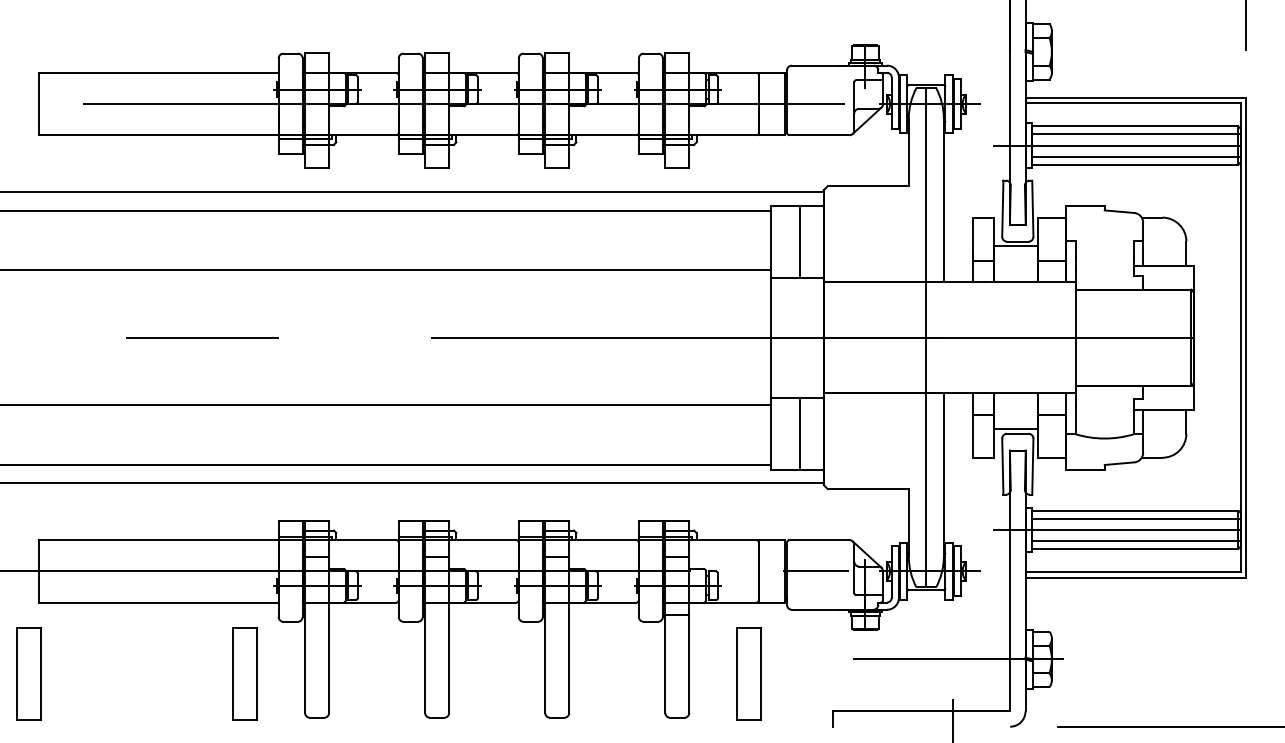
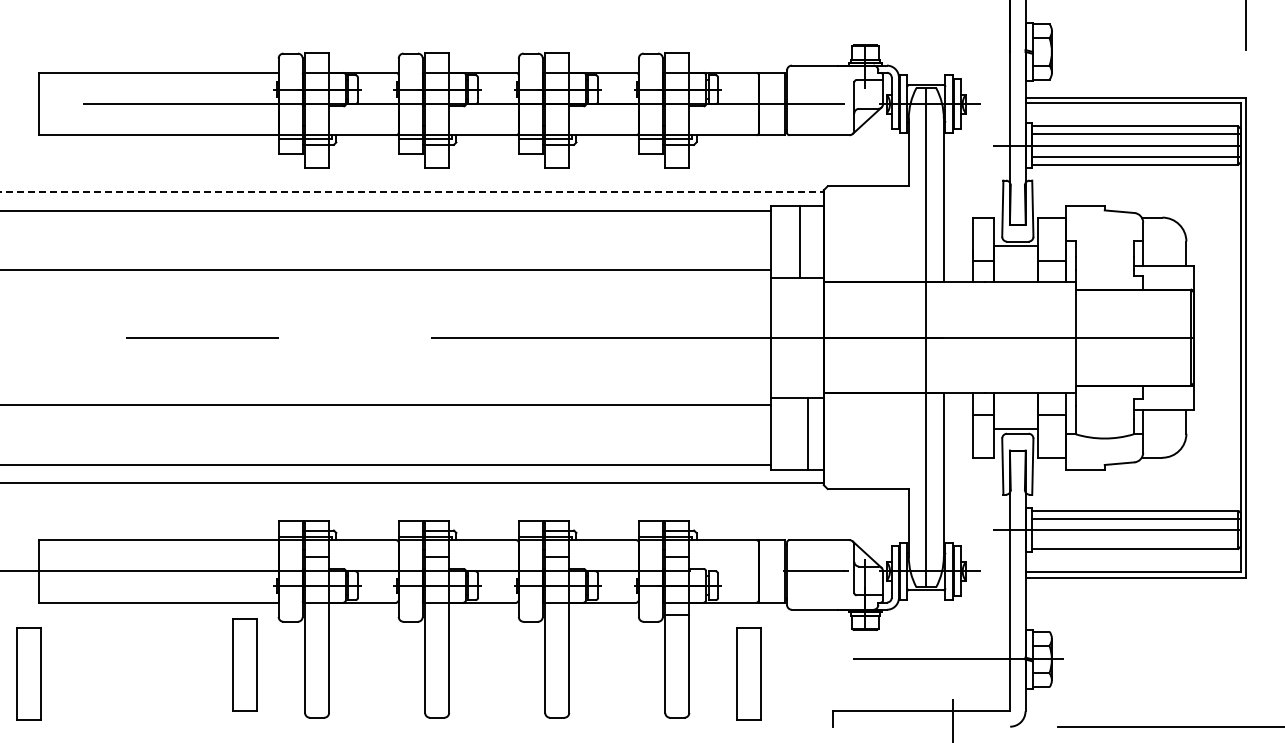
line: solid -> dashed (412, 192)
line position: (799, 433) -> (807, 433) (807, 433)
line: present -> none (1135, 540)
part position: (244, 673) -> (244, 664) (244, 664)
